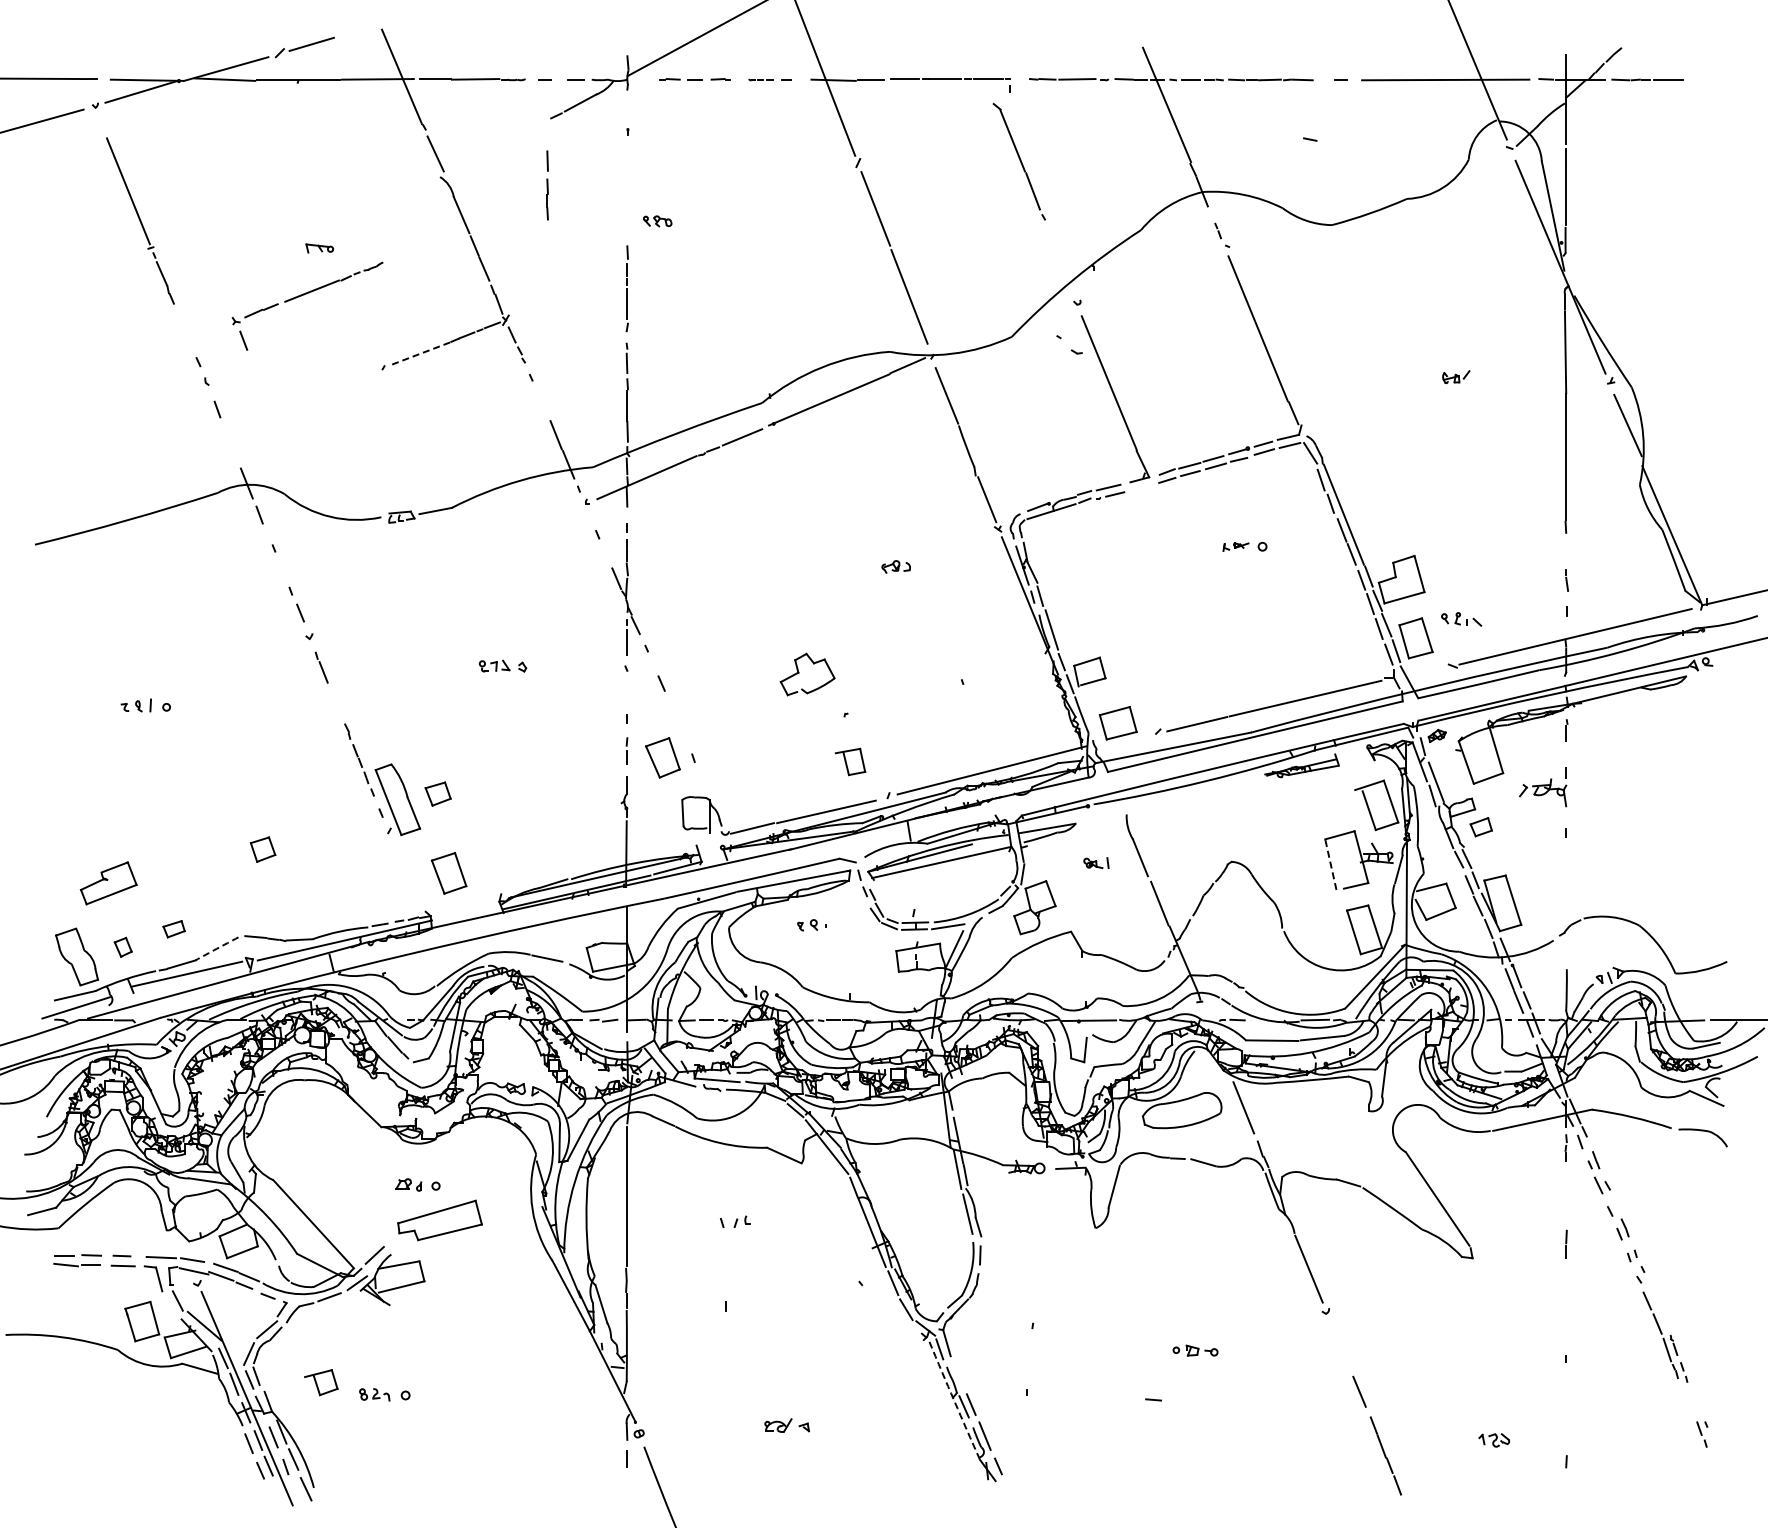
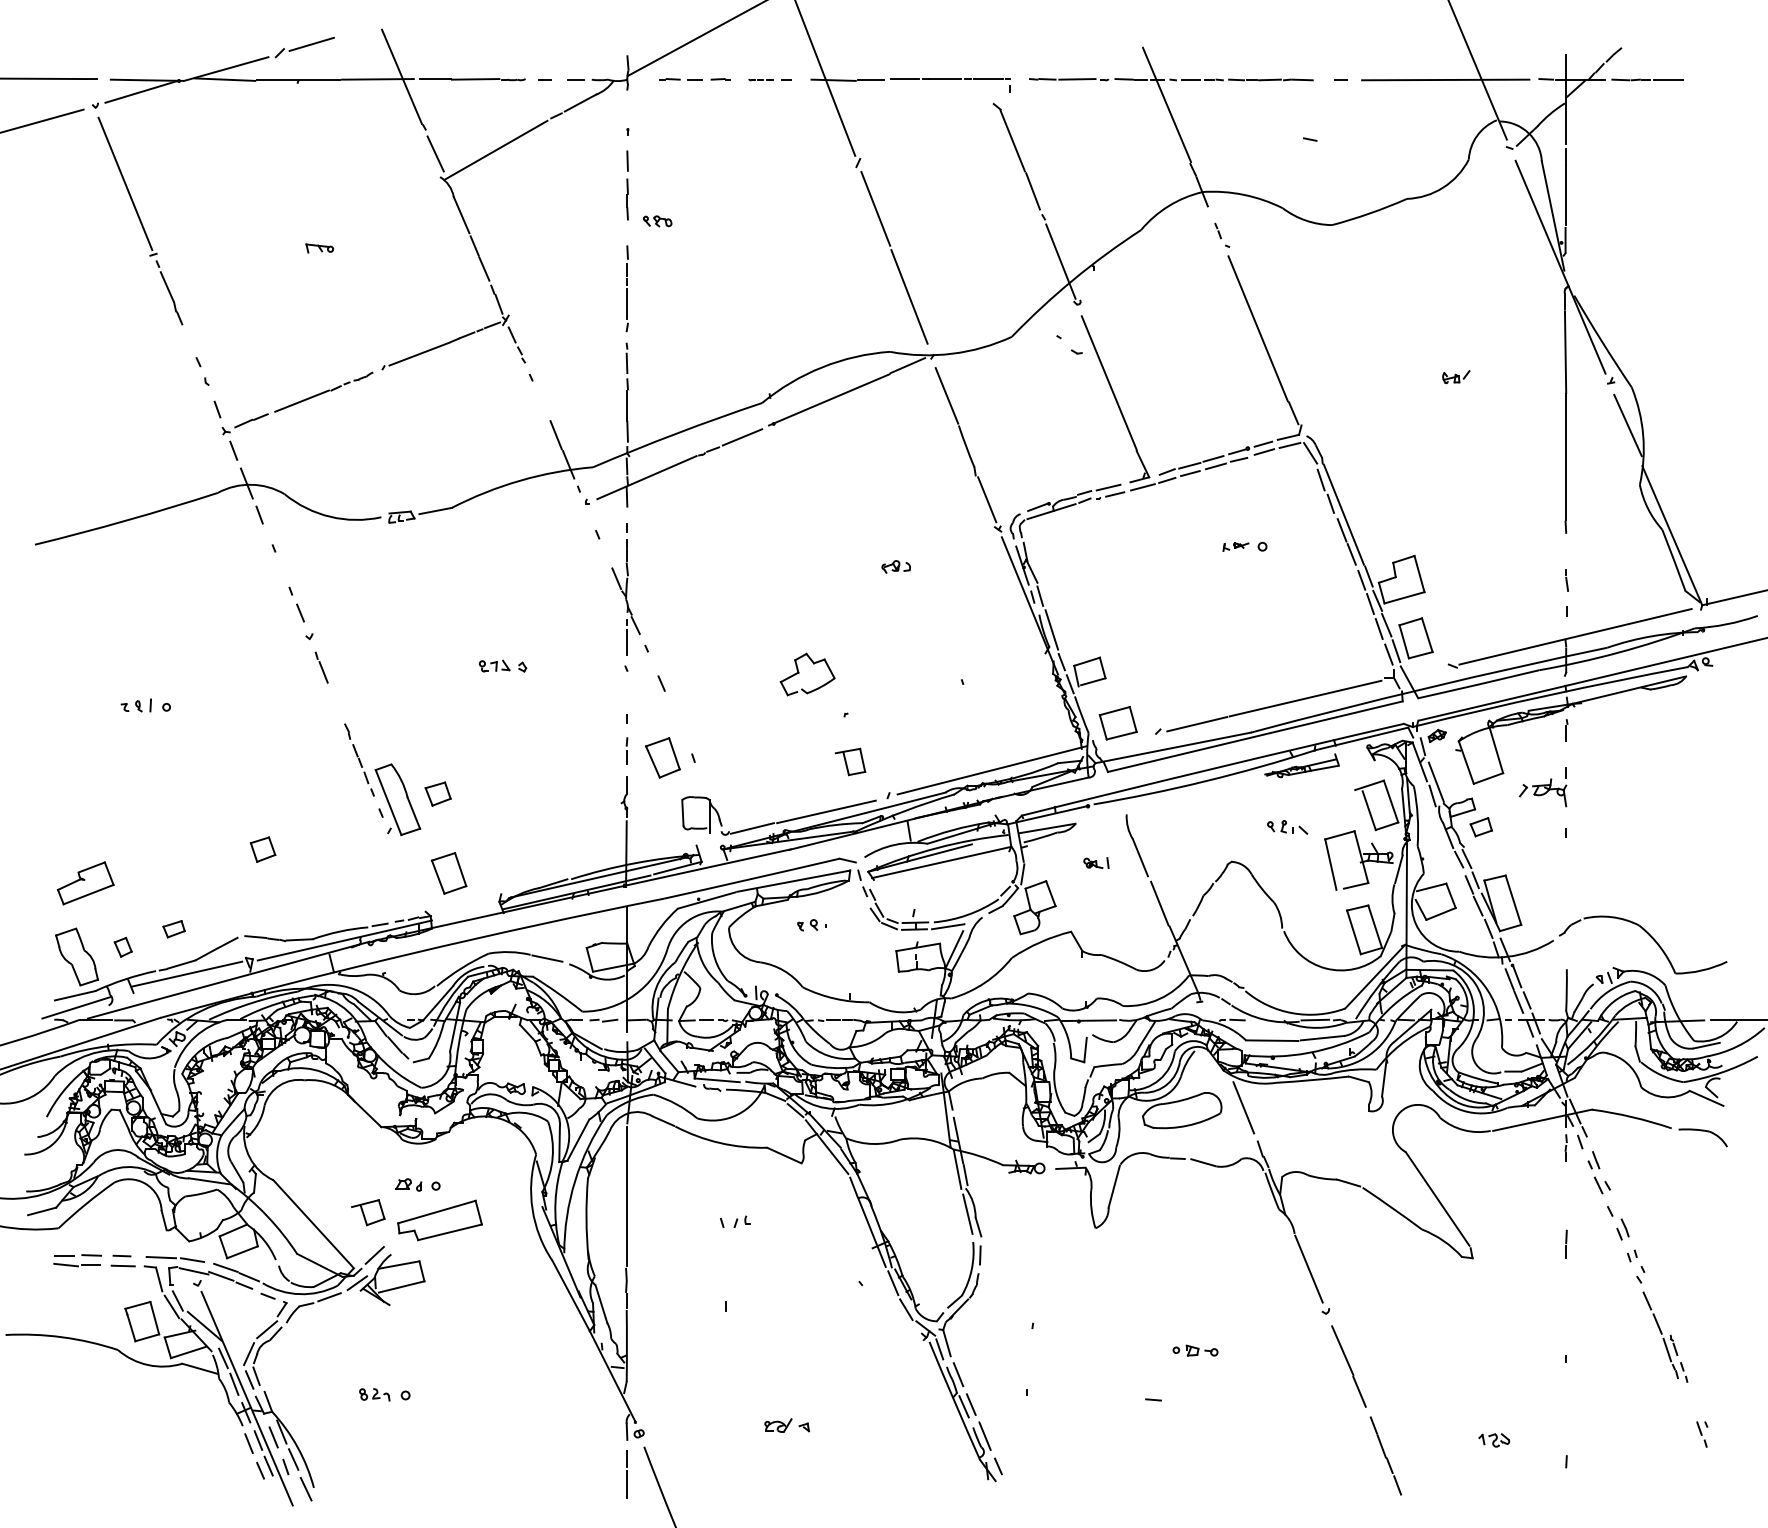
line: none -> present (496, 149)
line position: (547, 185) -> (627, 185) (627, 185)
part size: 69x168 px -> 87x210 px (140, 220)
line: none -> present (1060, 261)
part position: (304, 295) -> (294, 405) (294, 405)
line: dashed -> solid (419, 354)
line: none -> present (1142, 487)
part position: (1461, 619) -> (1287, 827) (1287, 827)
line: dashed -> solid (1330, 864)
part position: (108, 883) -> (85, 883) (85, 883)
arc: dashed -> solid (216, 948)
line: none -> present (171, 1306)
line: none -> present (1342, 1350)
line: none -> present (958, 1374)
part position: (321, 1382) -> (368, 1212) (368, 1212)
arc: dashed -> solid (954, 1401)
line: none -> present (626, 1484)
